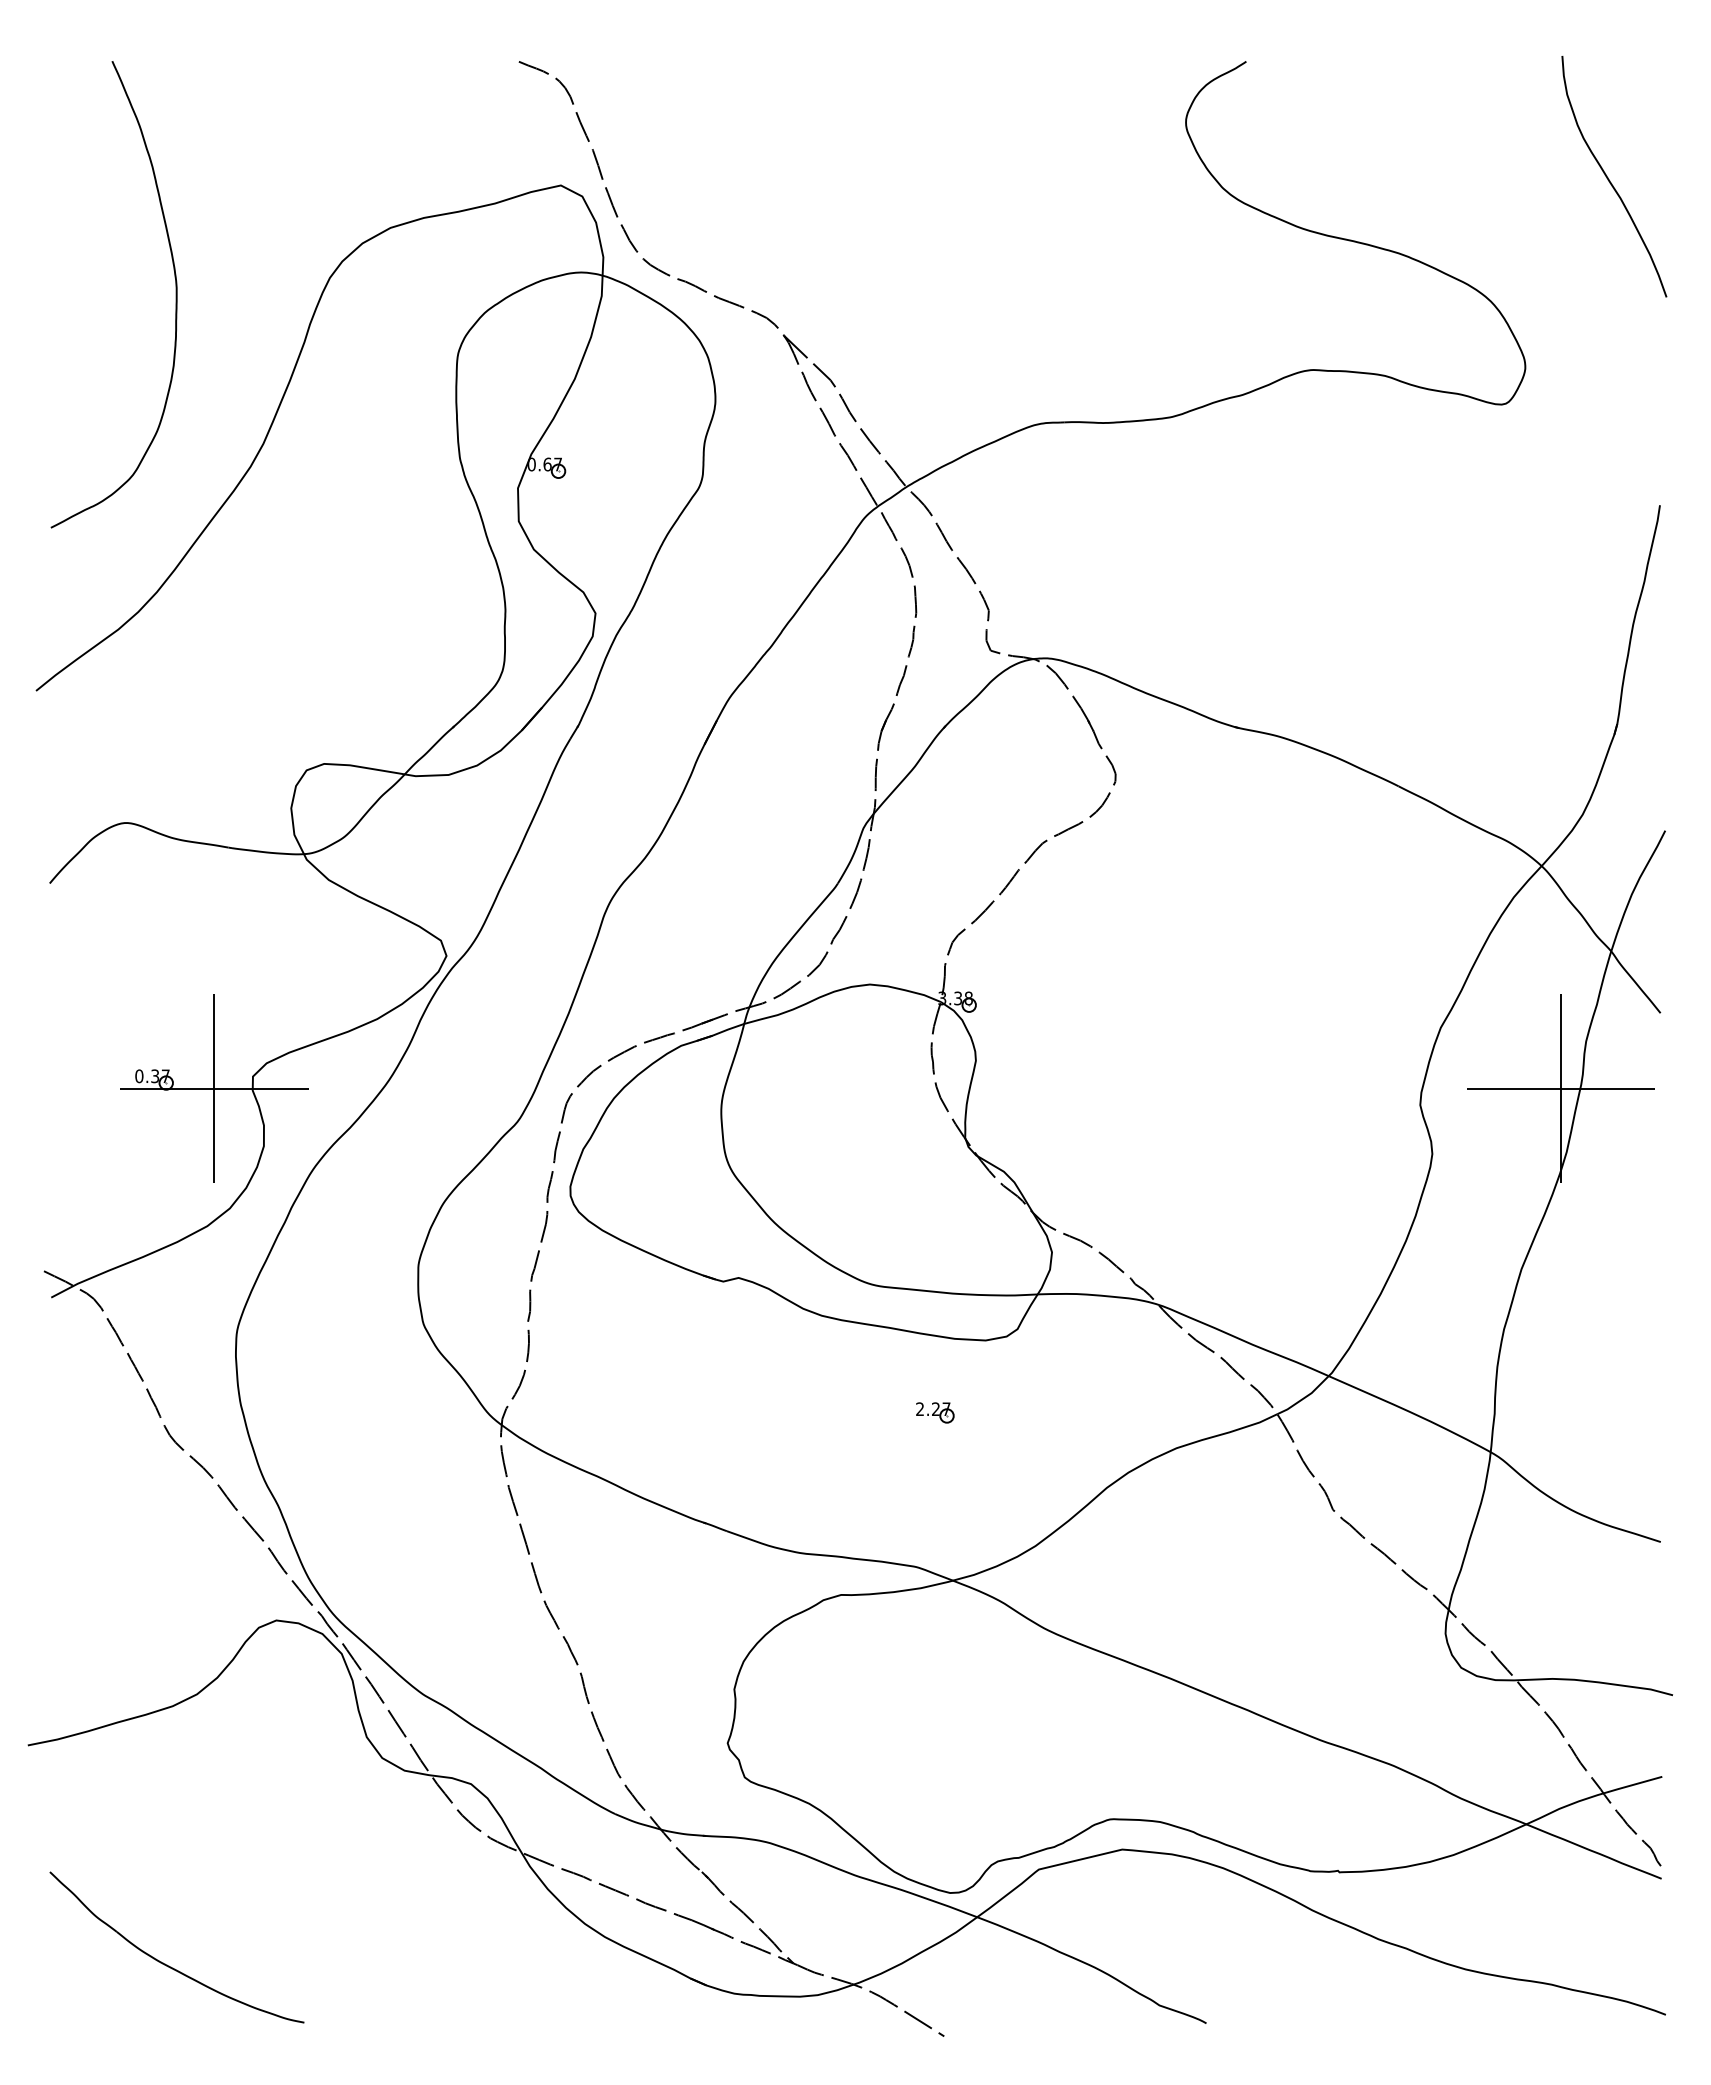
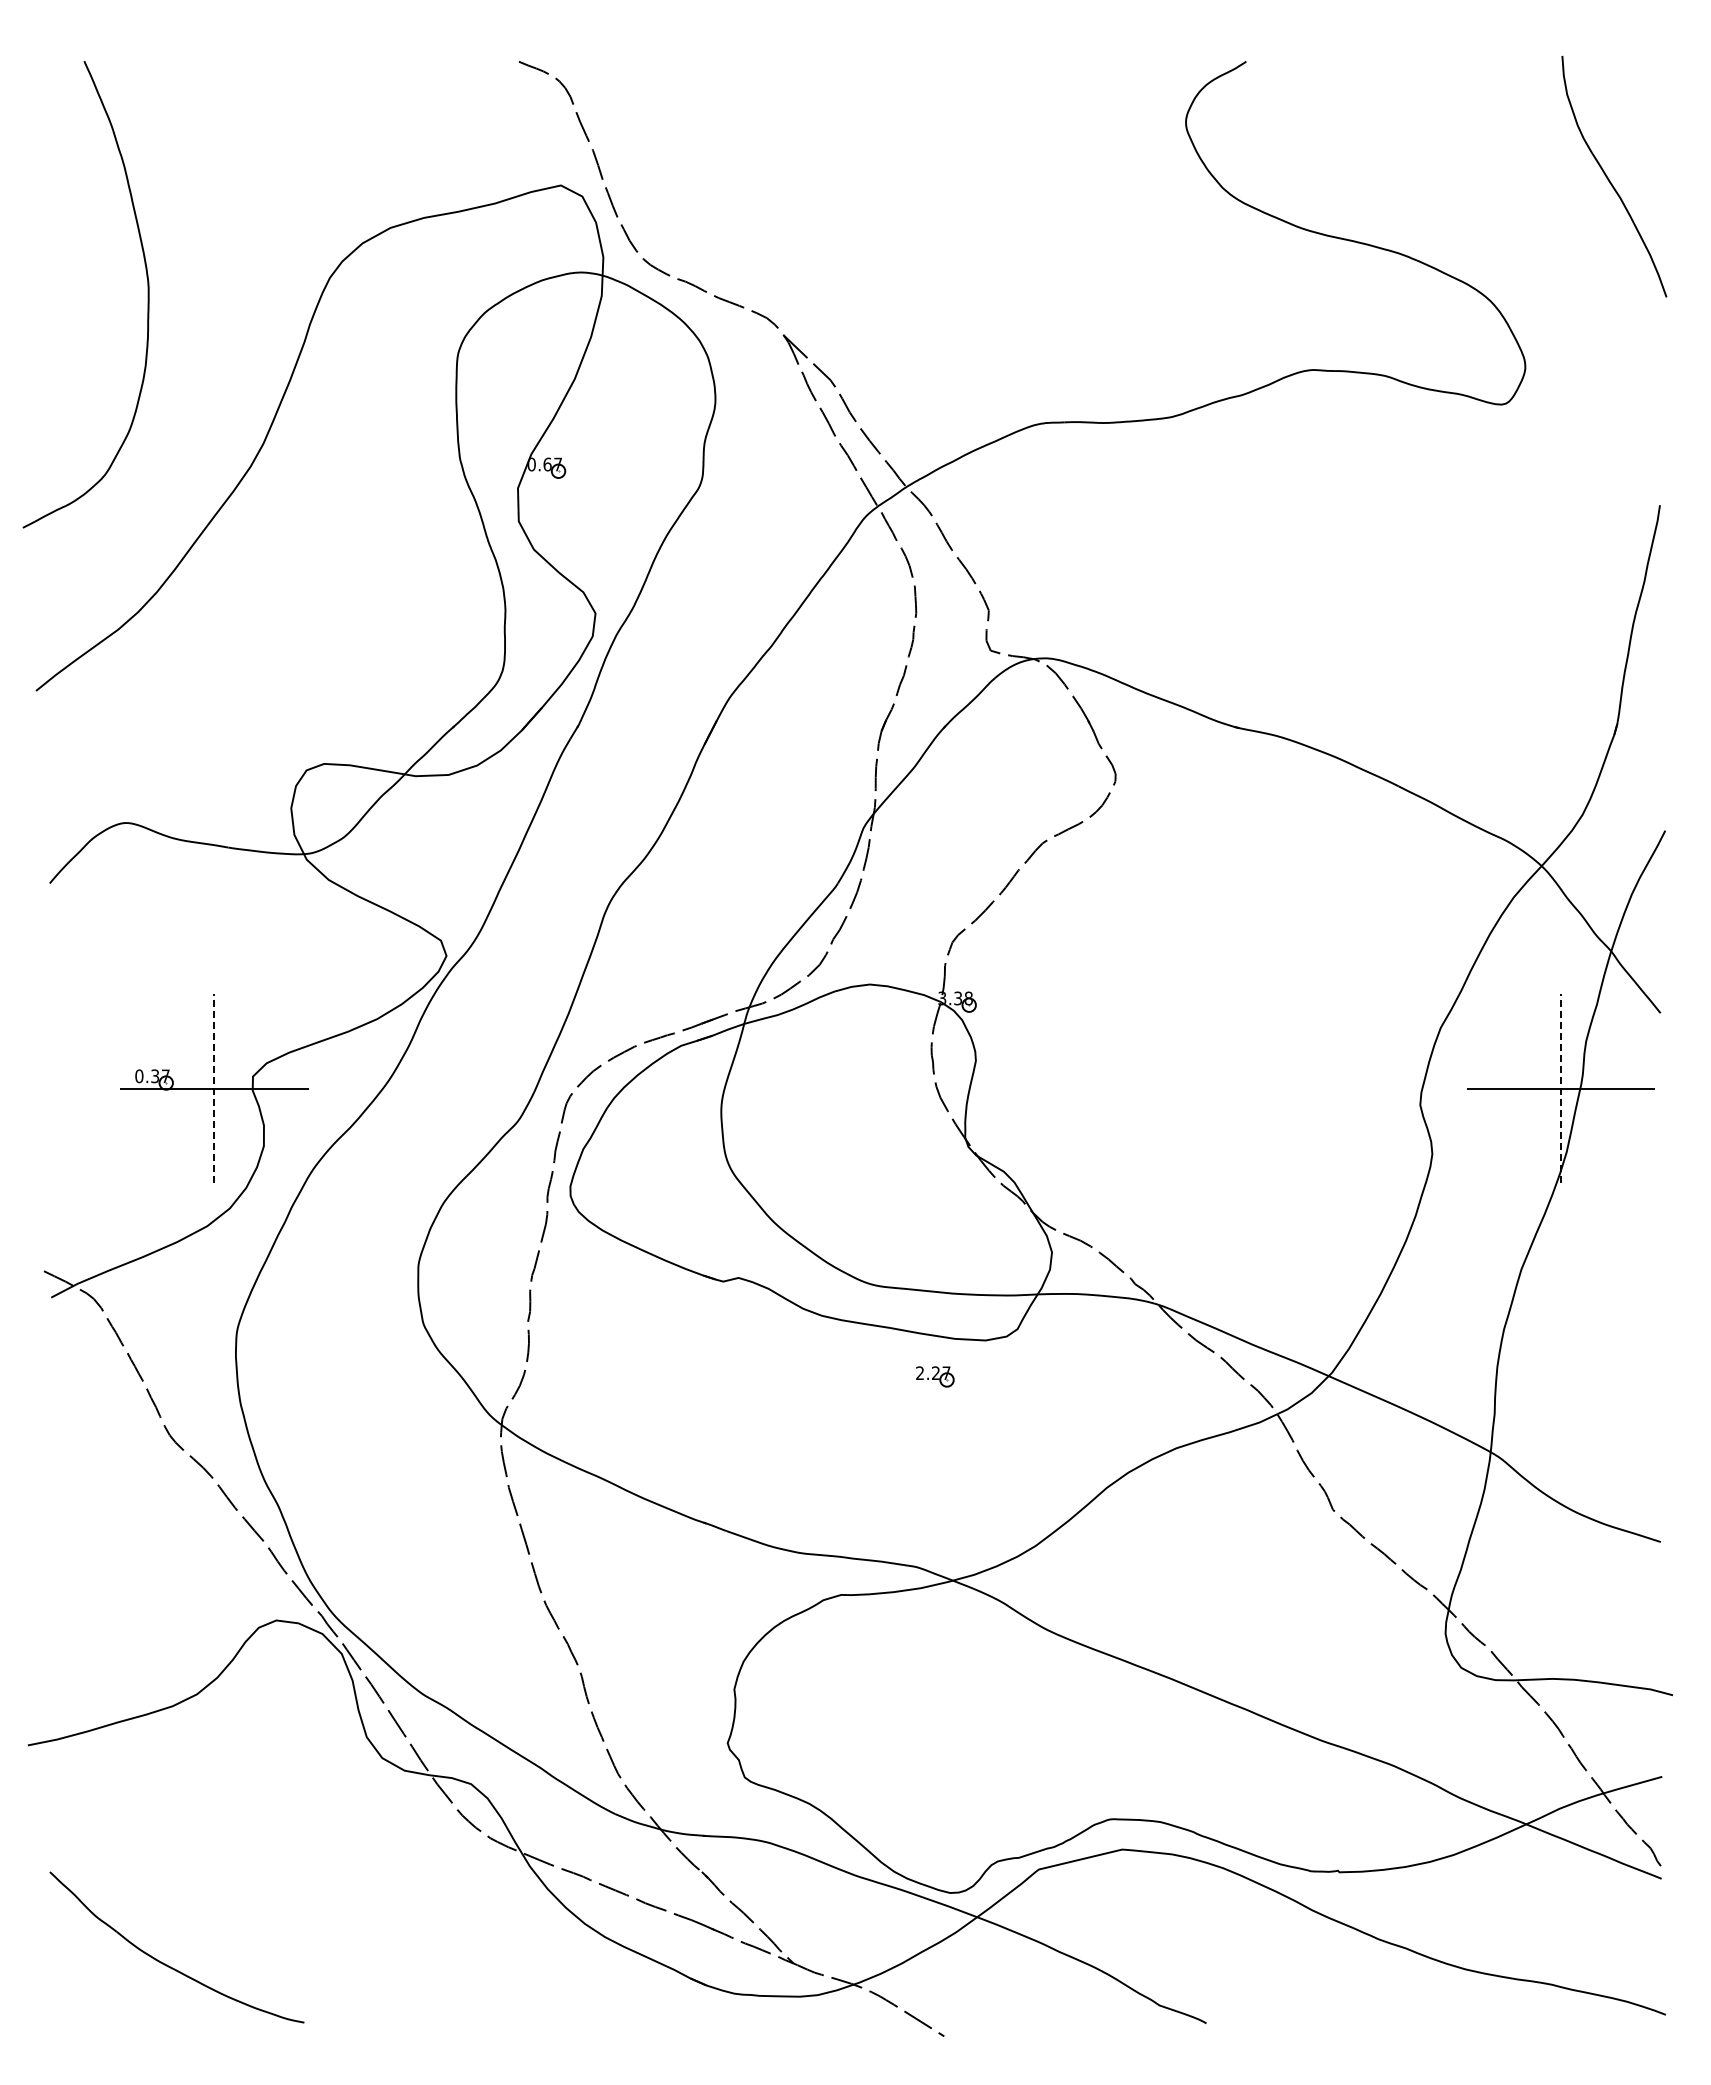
curve position: (175, 294) -> (147, 294) (147, 294)
line: solid -> dashed (214, 1088)
line: solid -> dashed (1561, 1088)
part position: (935, 1412) -> (935, 1376) (935, 1376)
